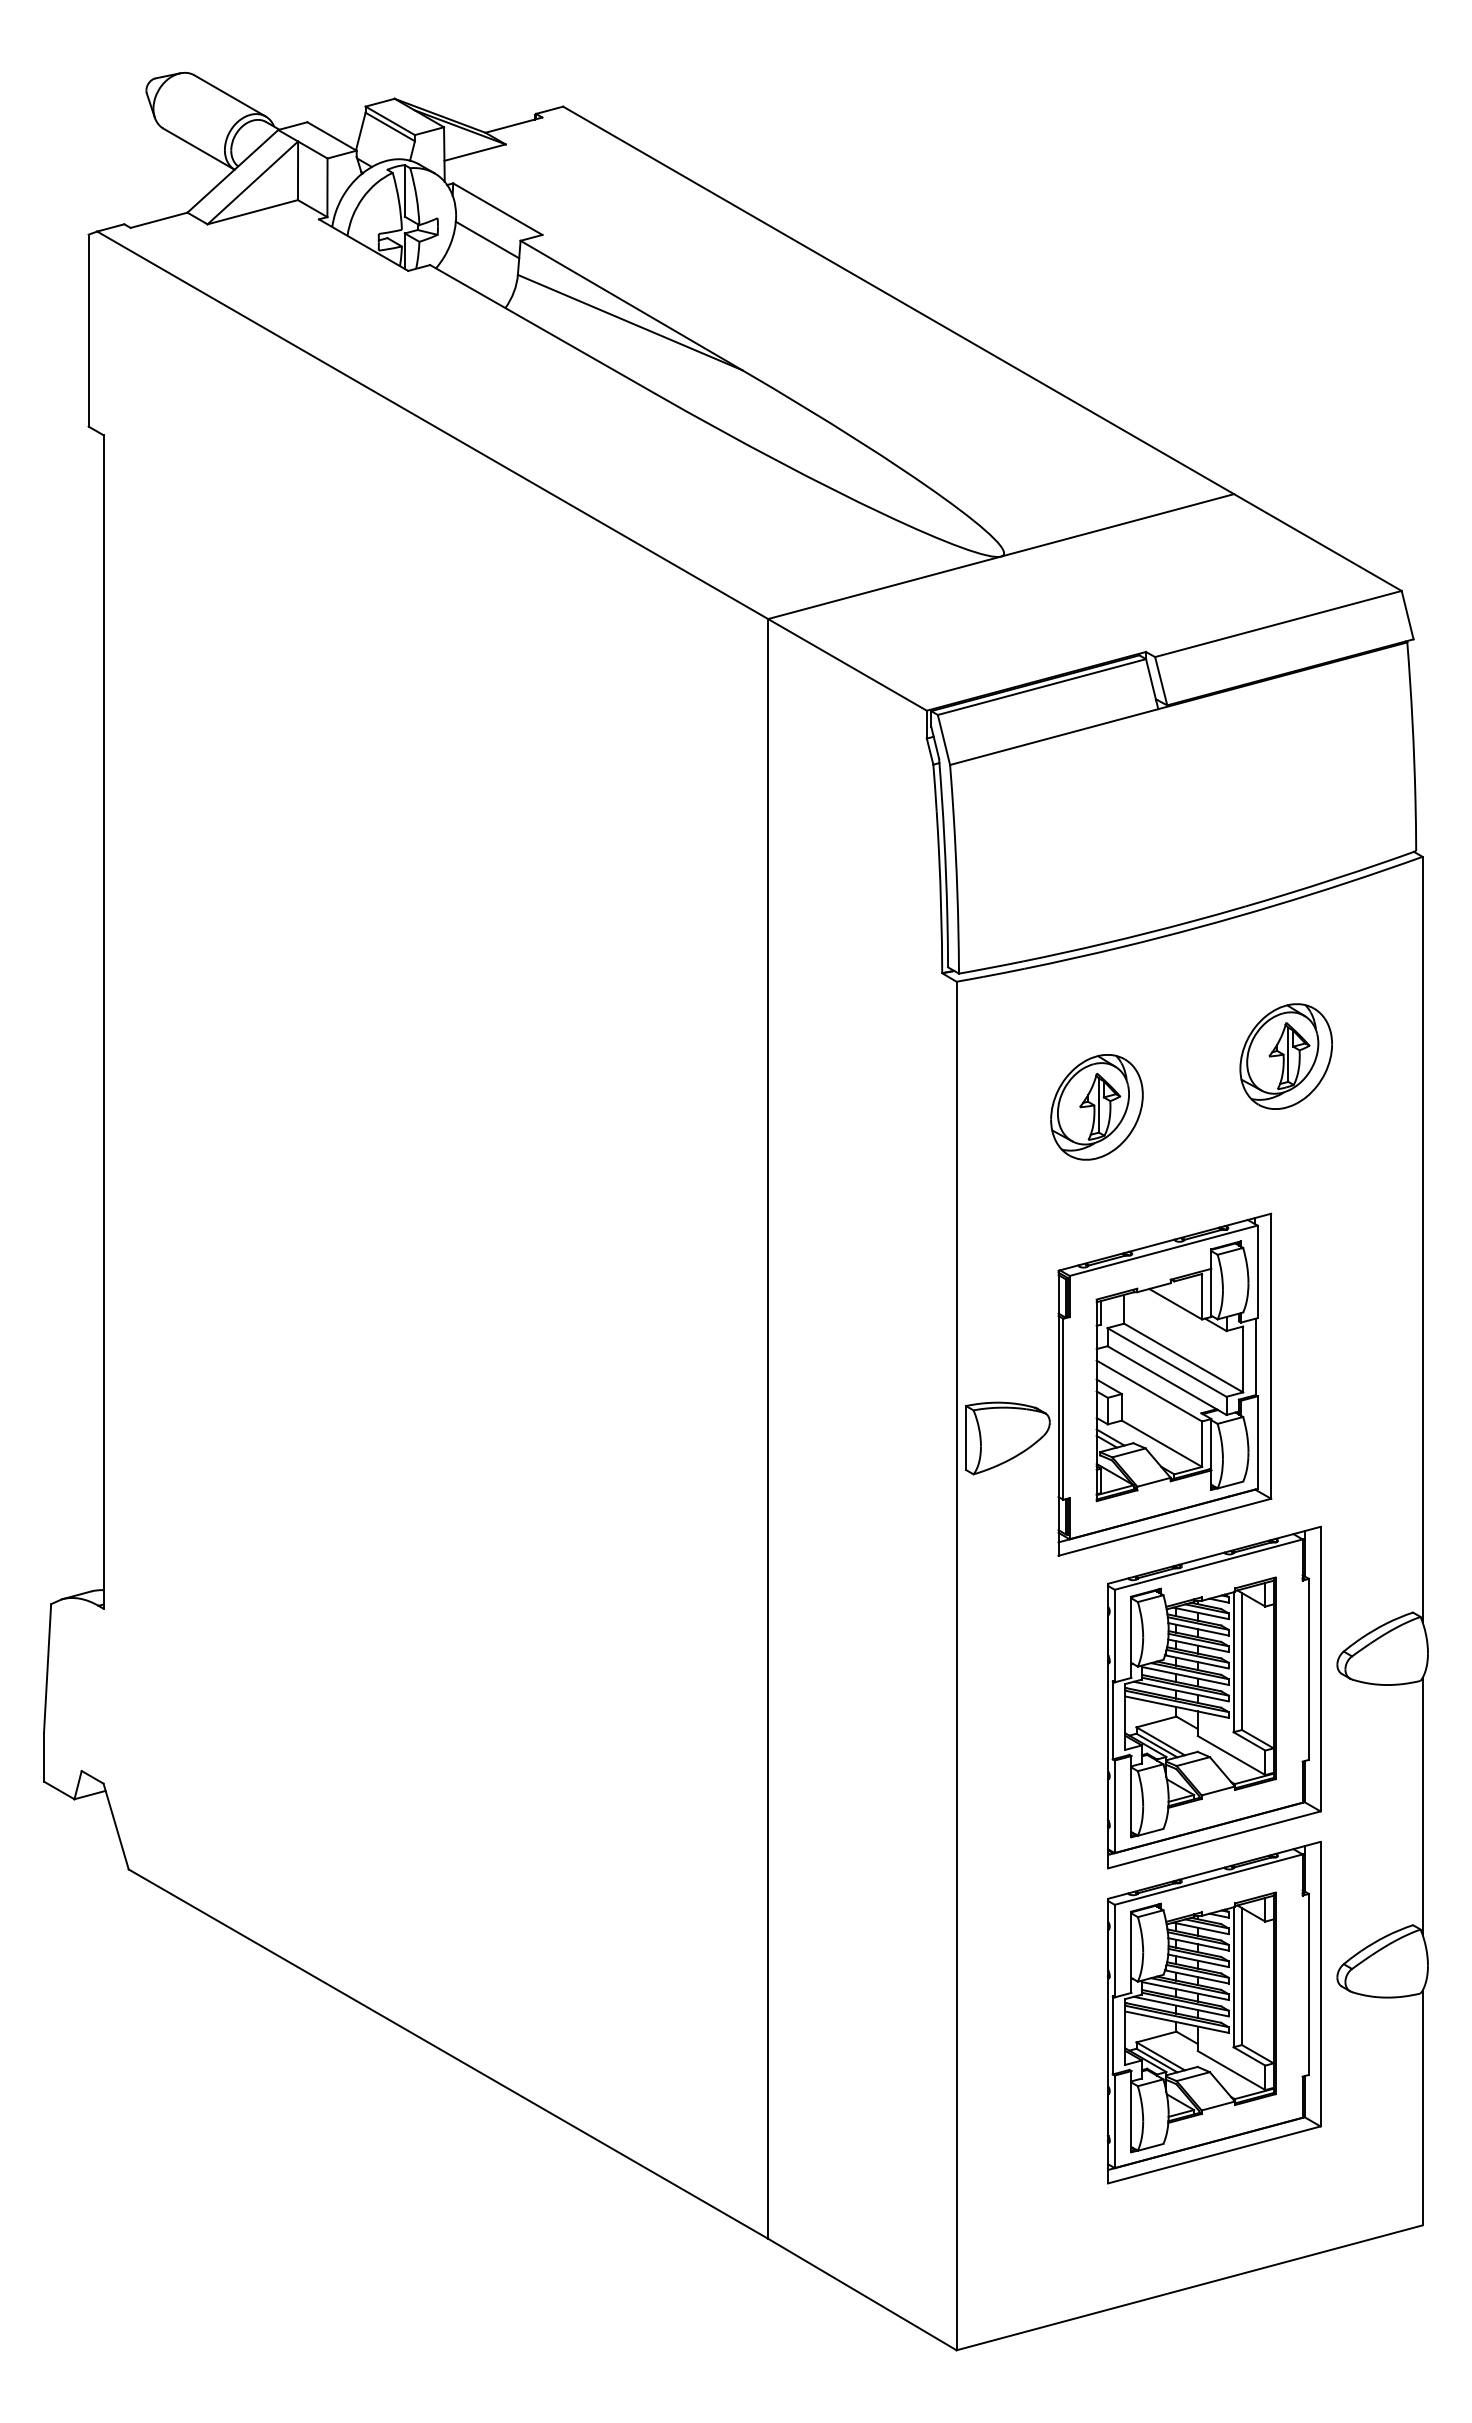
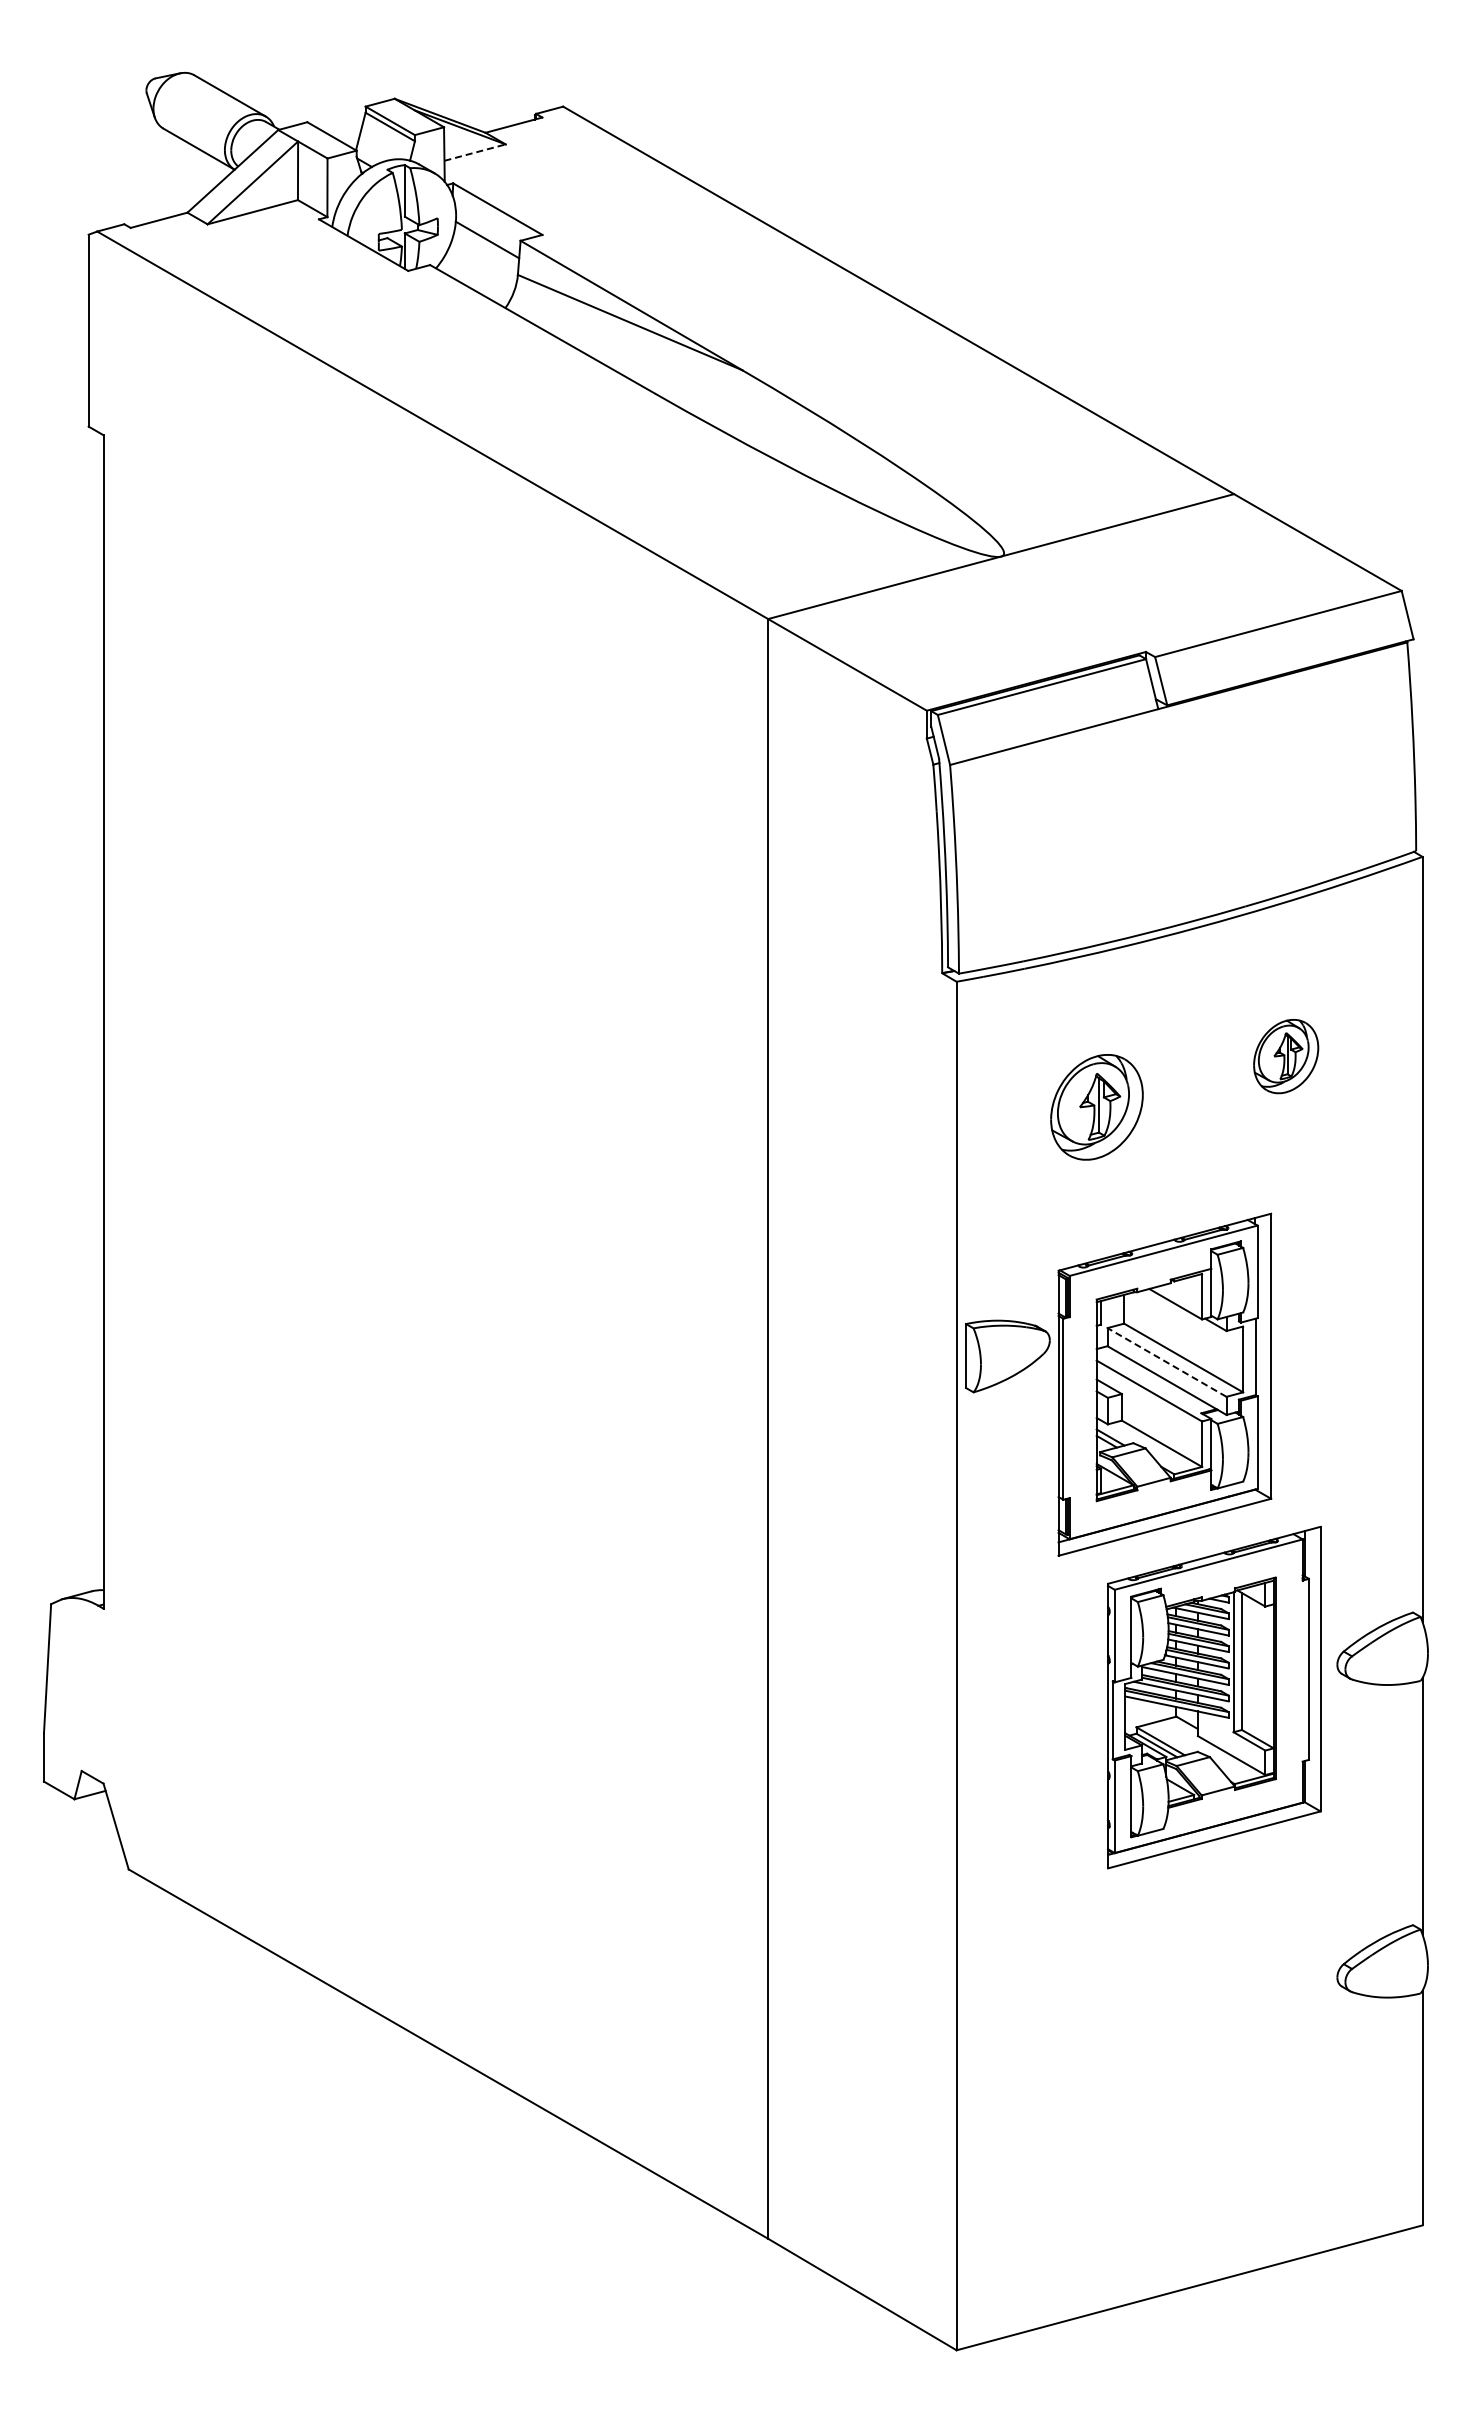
line: solid -> dashed (475, 152)
part size: 94x107 px -> 67x76 px (1286, 1056)
line: solid -> dashed (1167, 1362)
part position: (1007, 1438) -> (1007, 1356) (1007, 1356)
part: present -> none (1214, 2012)
